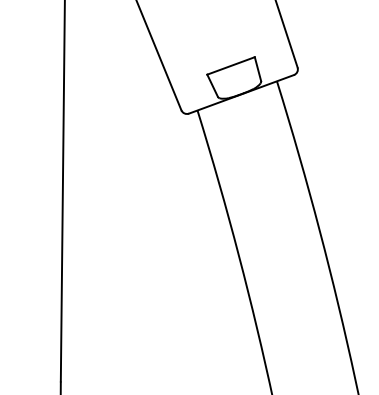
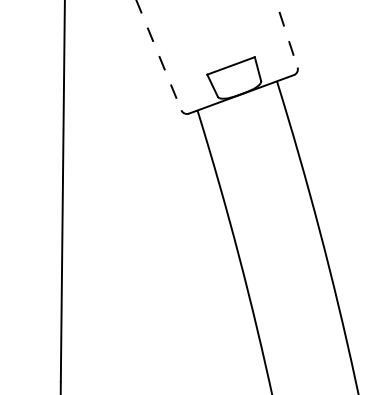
line: solid -> dashed (286, 34)
line: solid -> dashed (159, 55)
